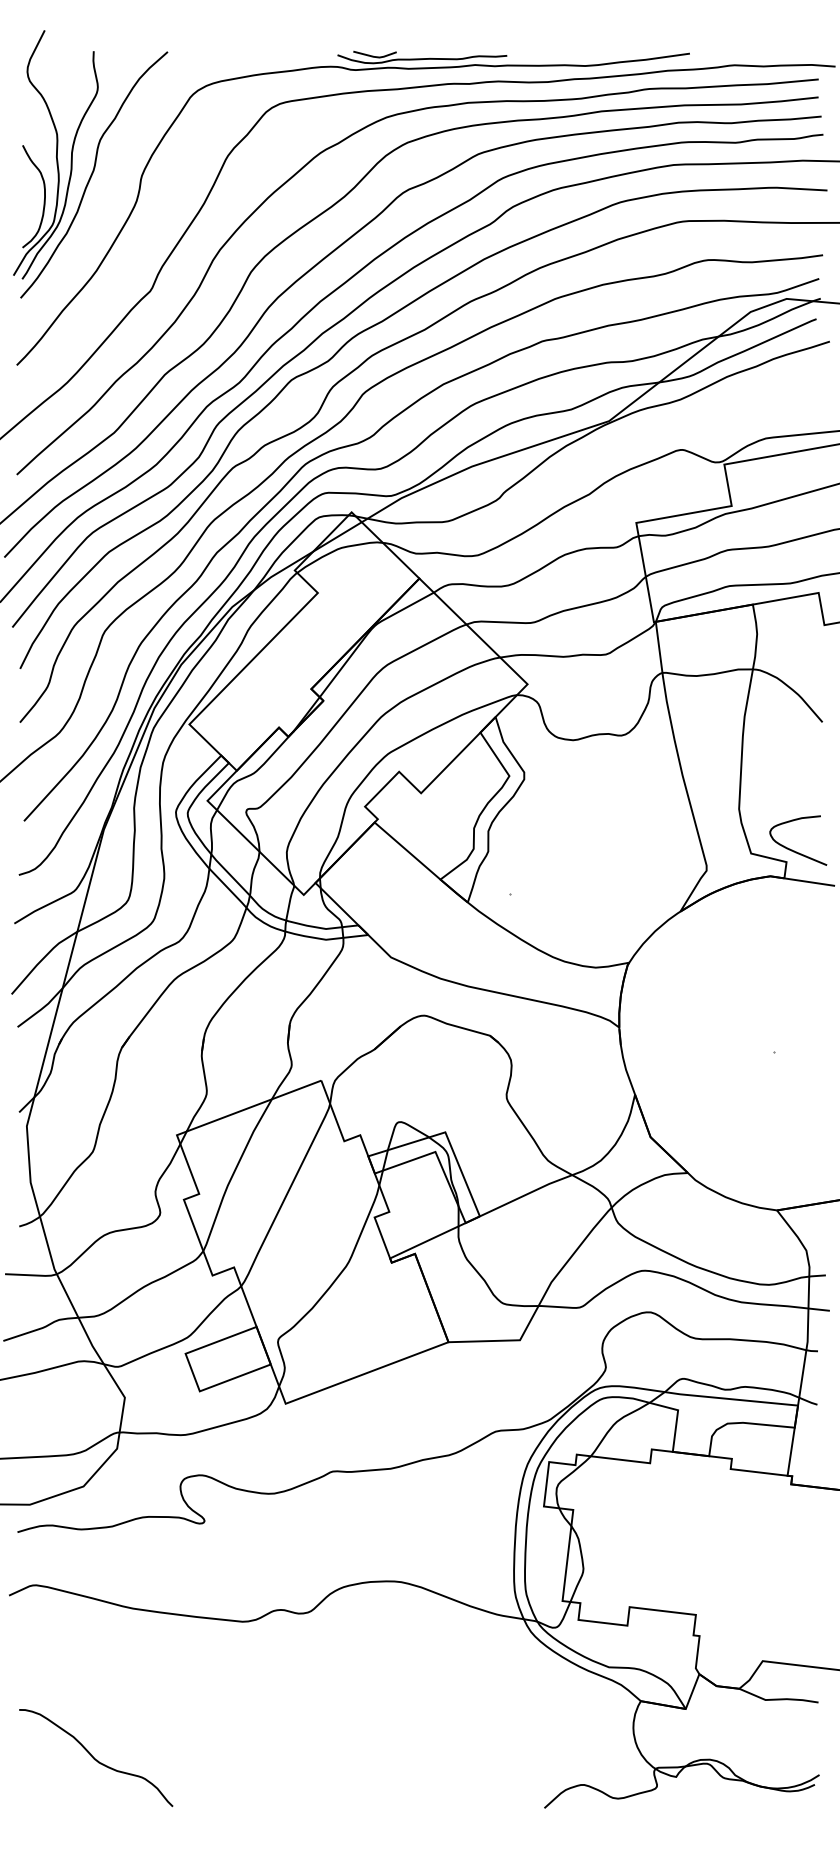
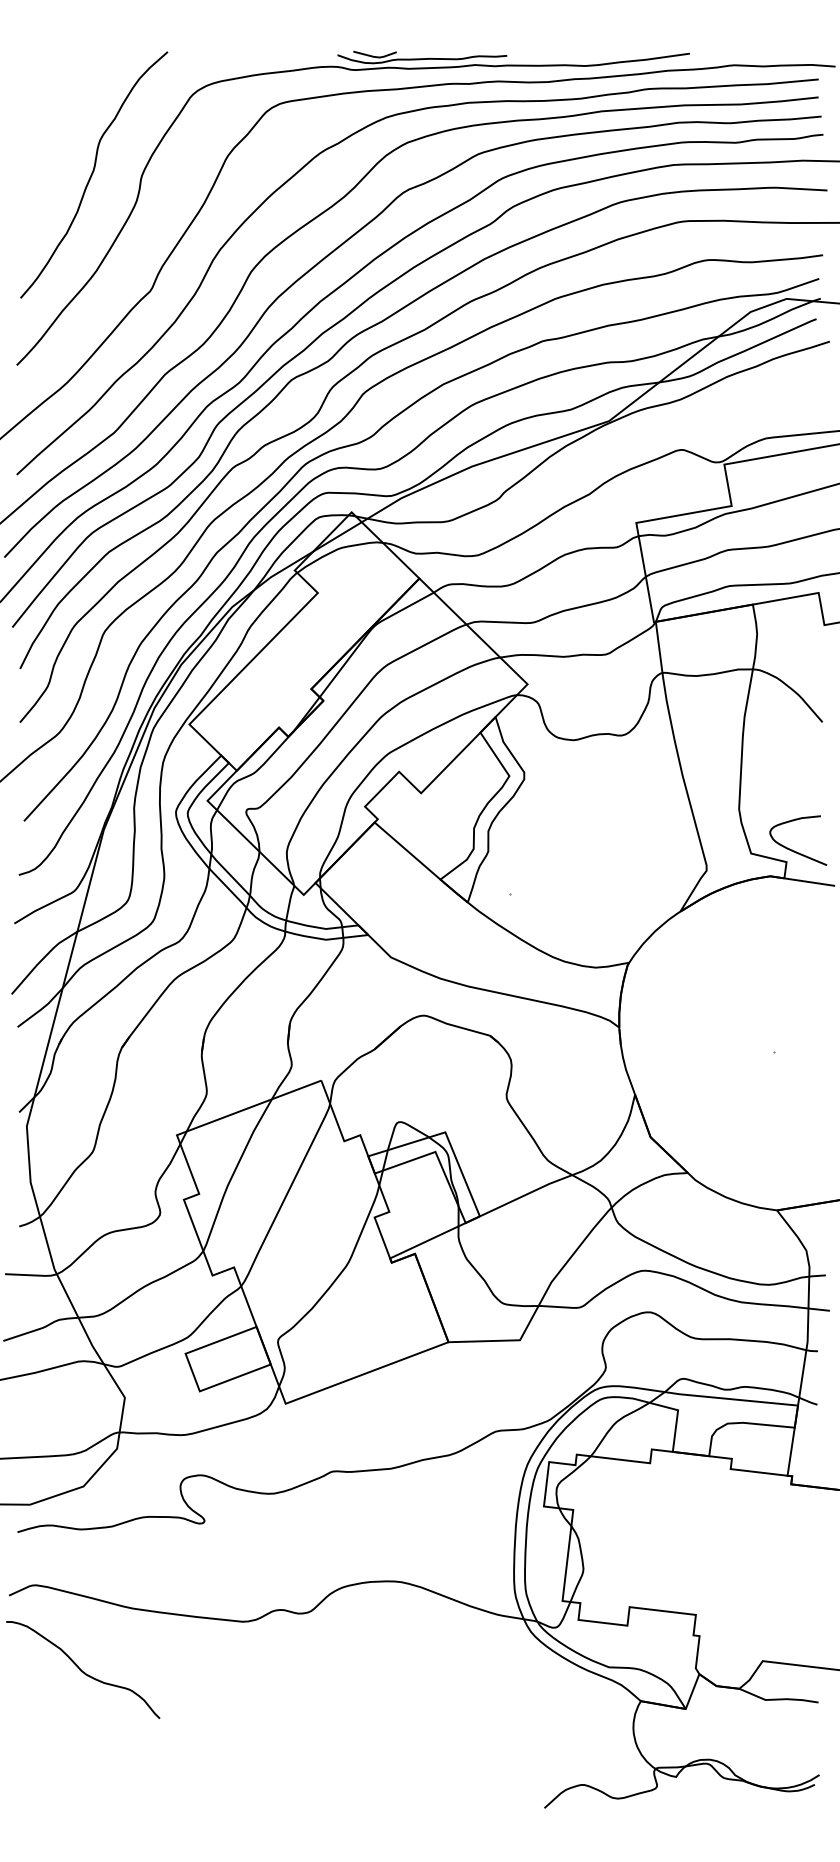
part: present -> none (55, 154)
curve position: (95, 1758) -> (82, 1670) (82, 1670)
